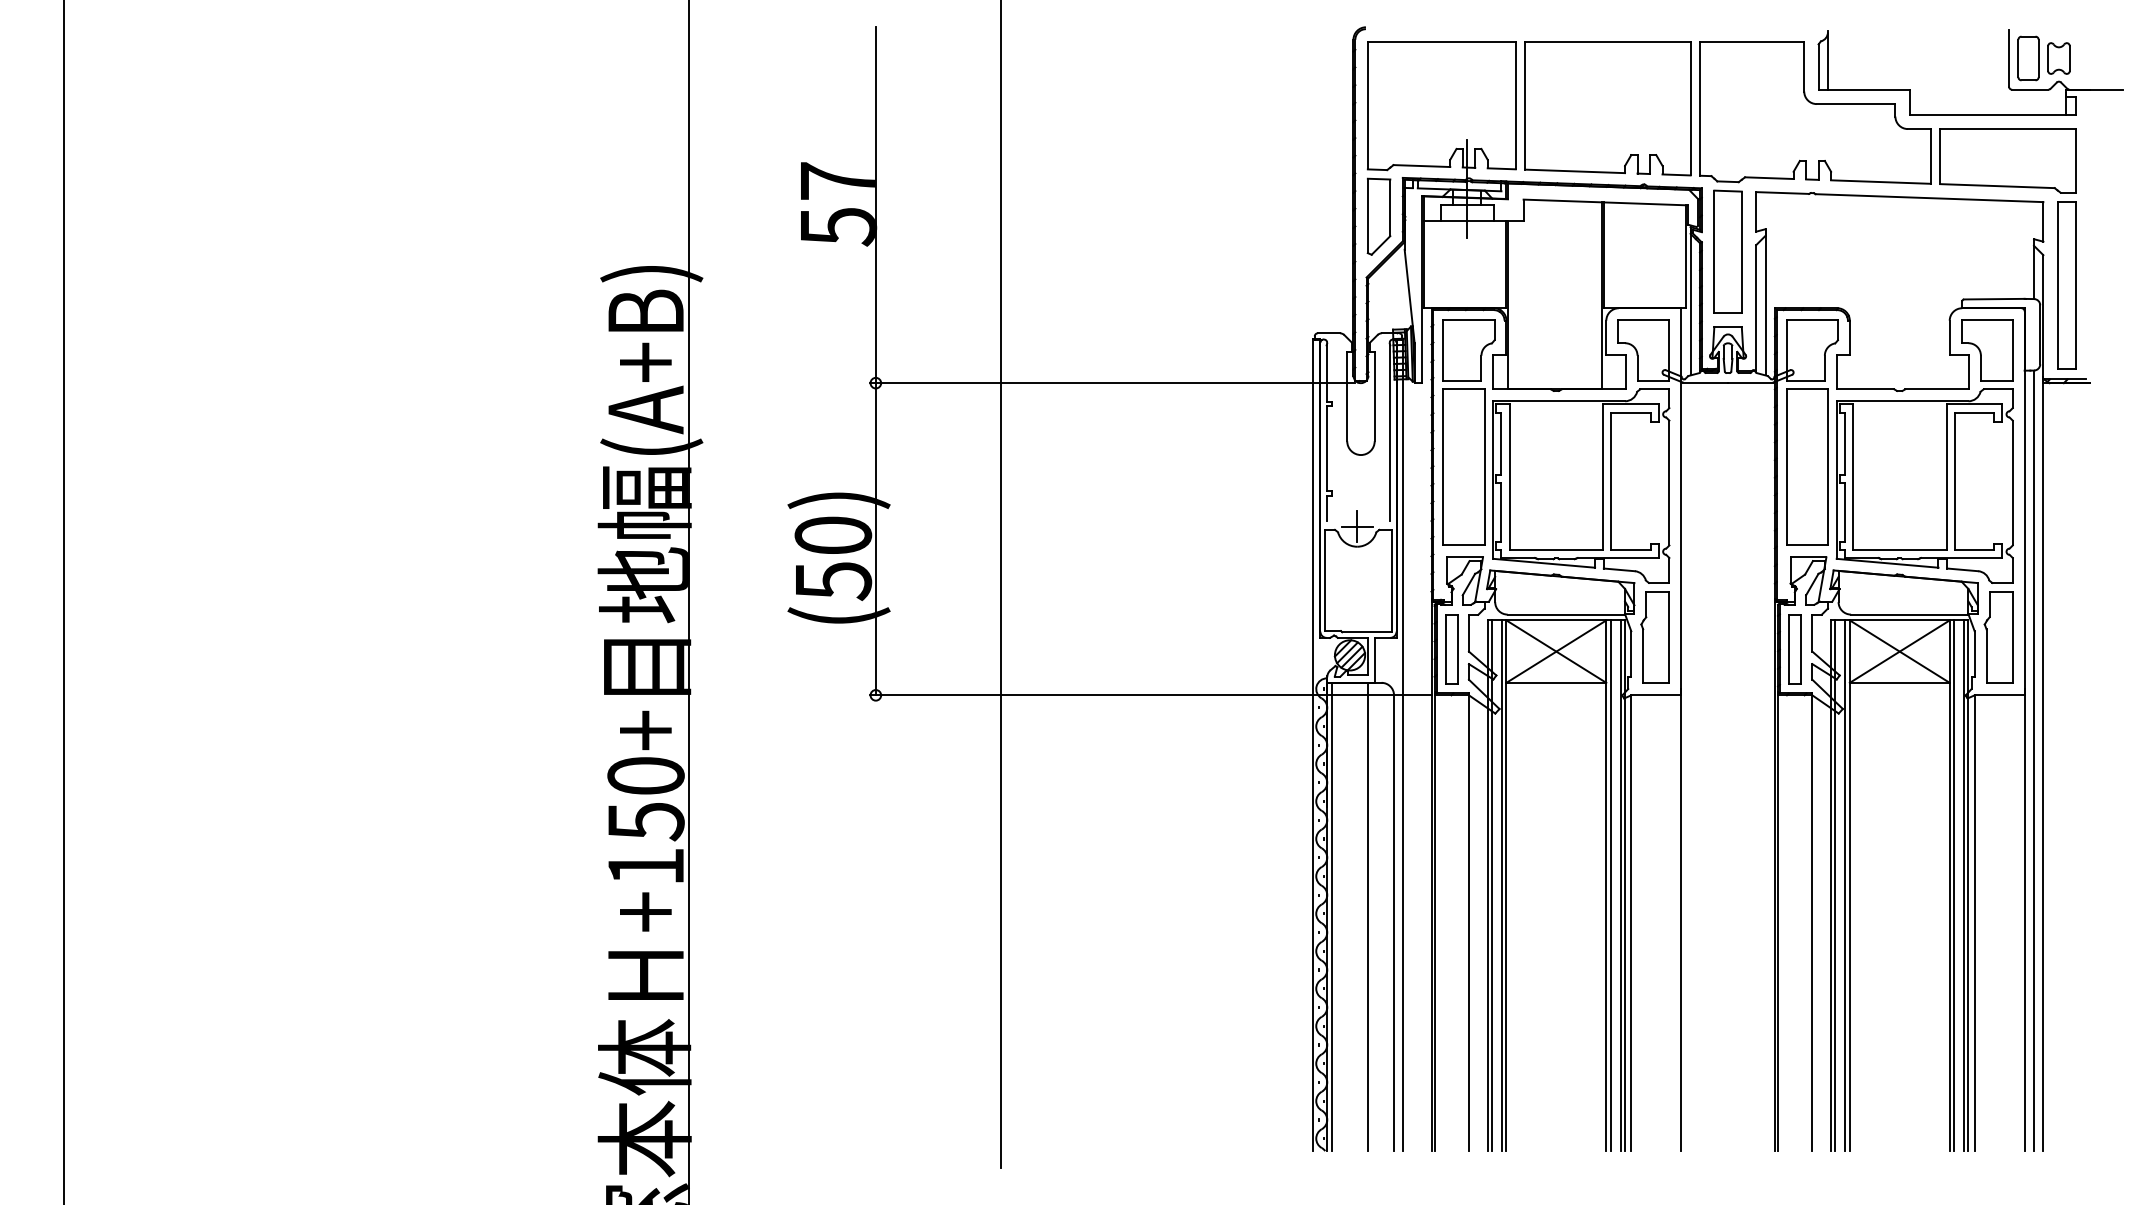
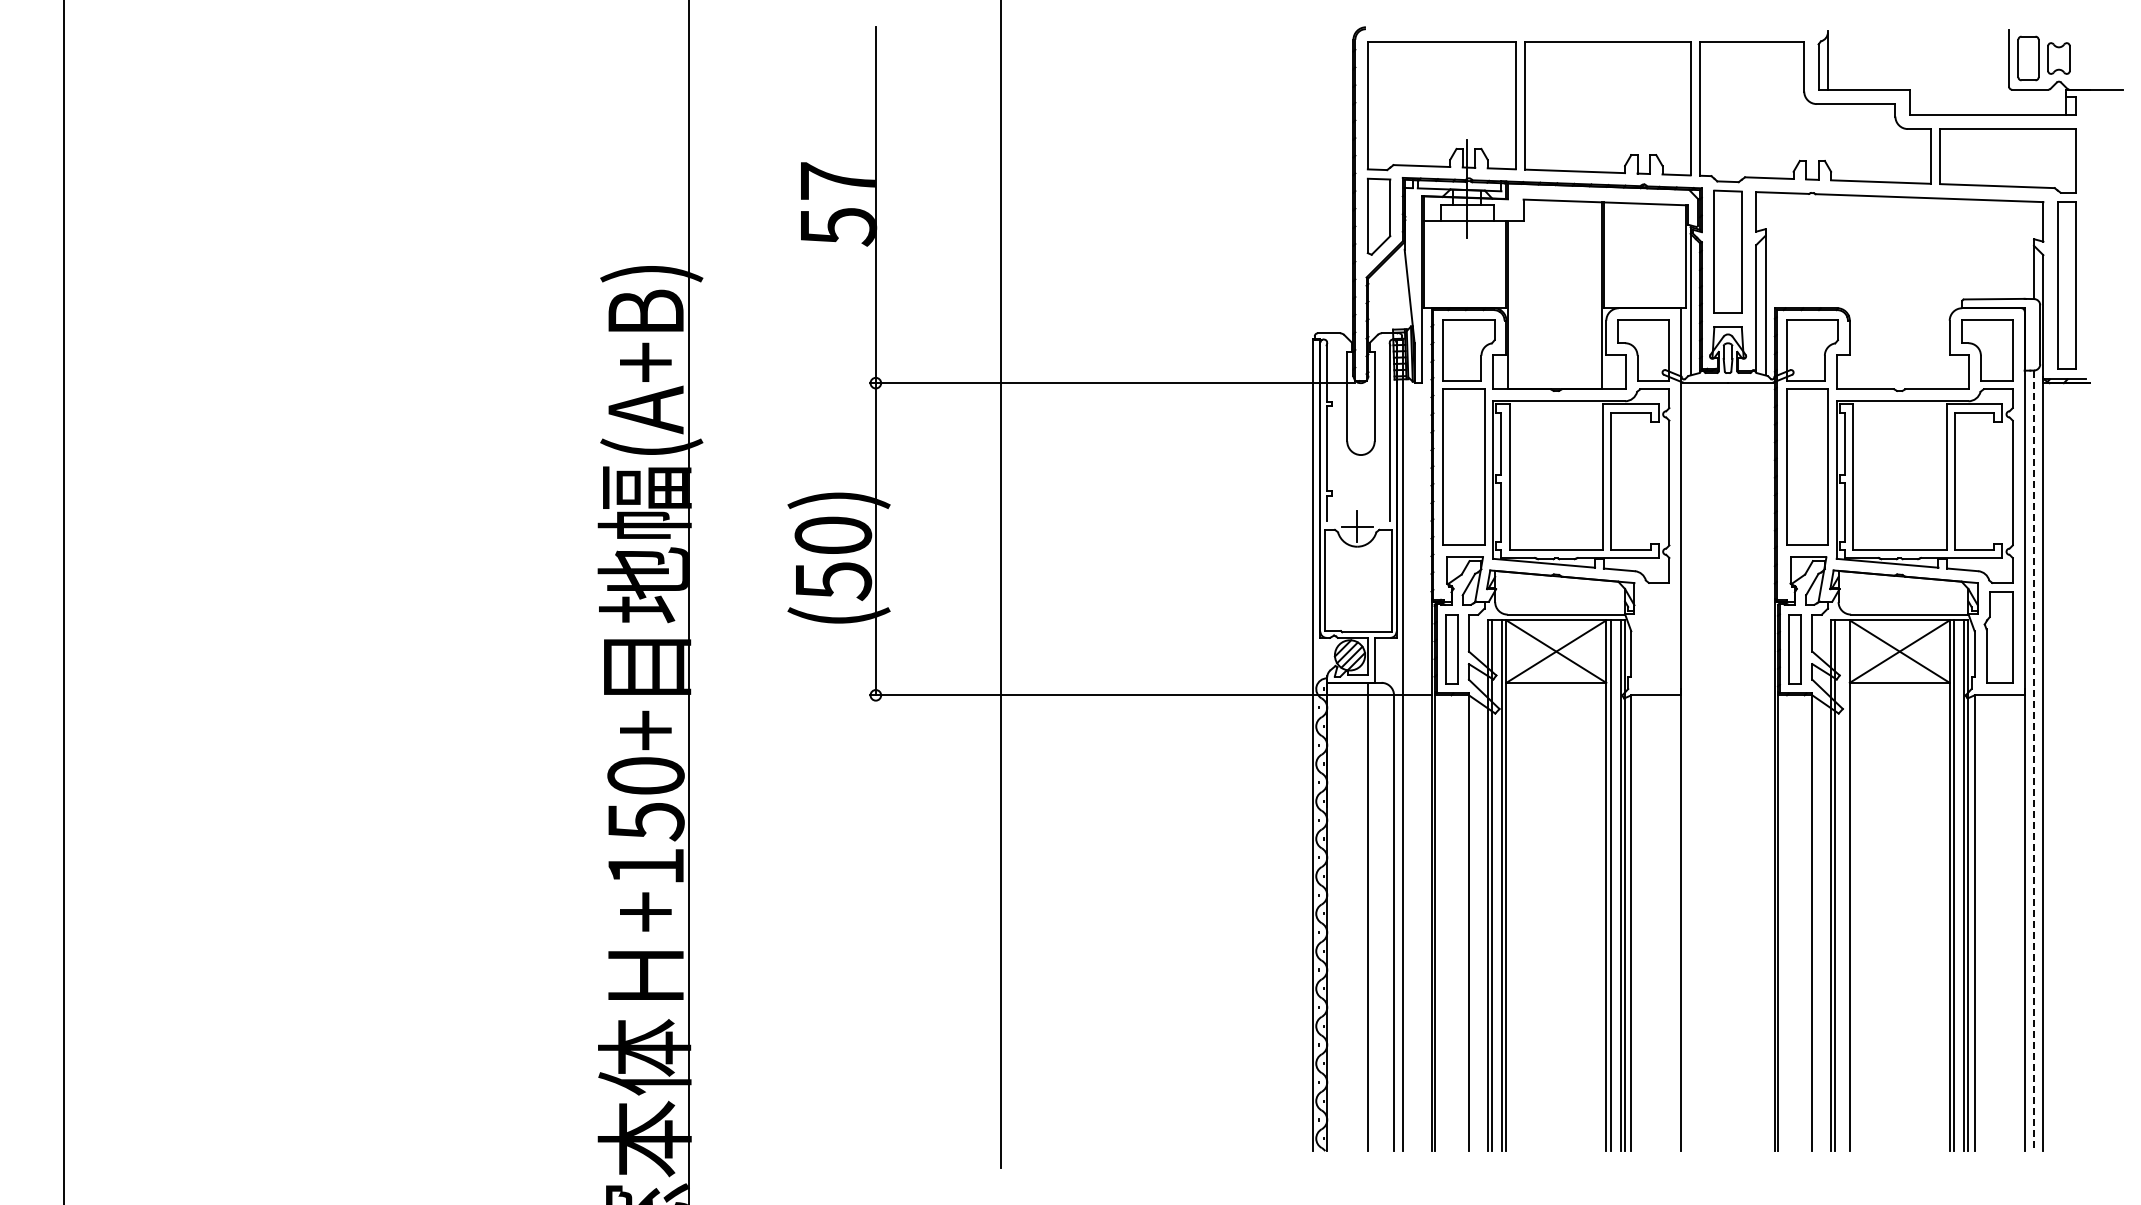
part: present -> none (1654, 637)
line: solid -> dashed (2034, 761)
line: present -> none (1845, 885)
line: present -> none (1332, 916)
